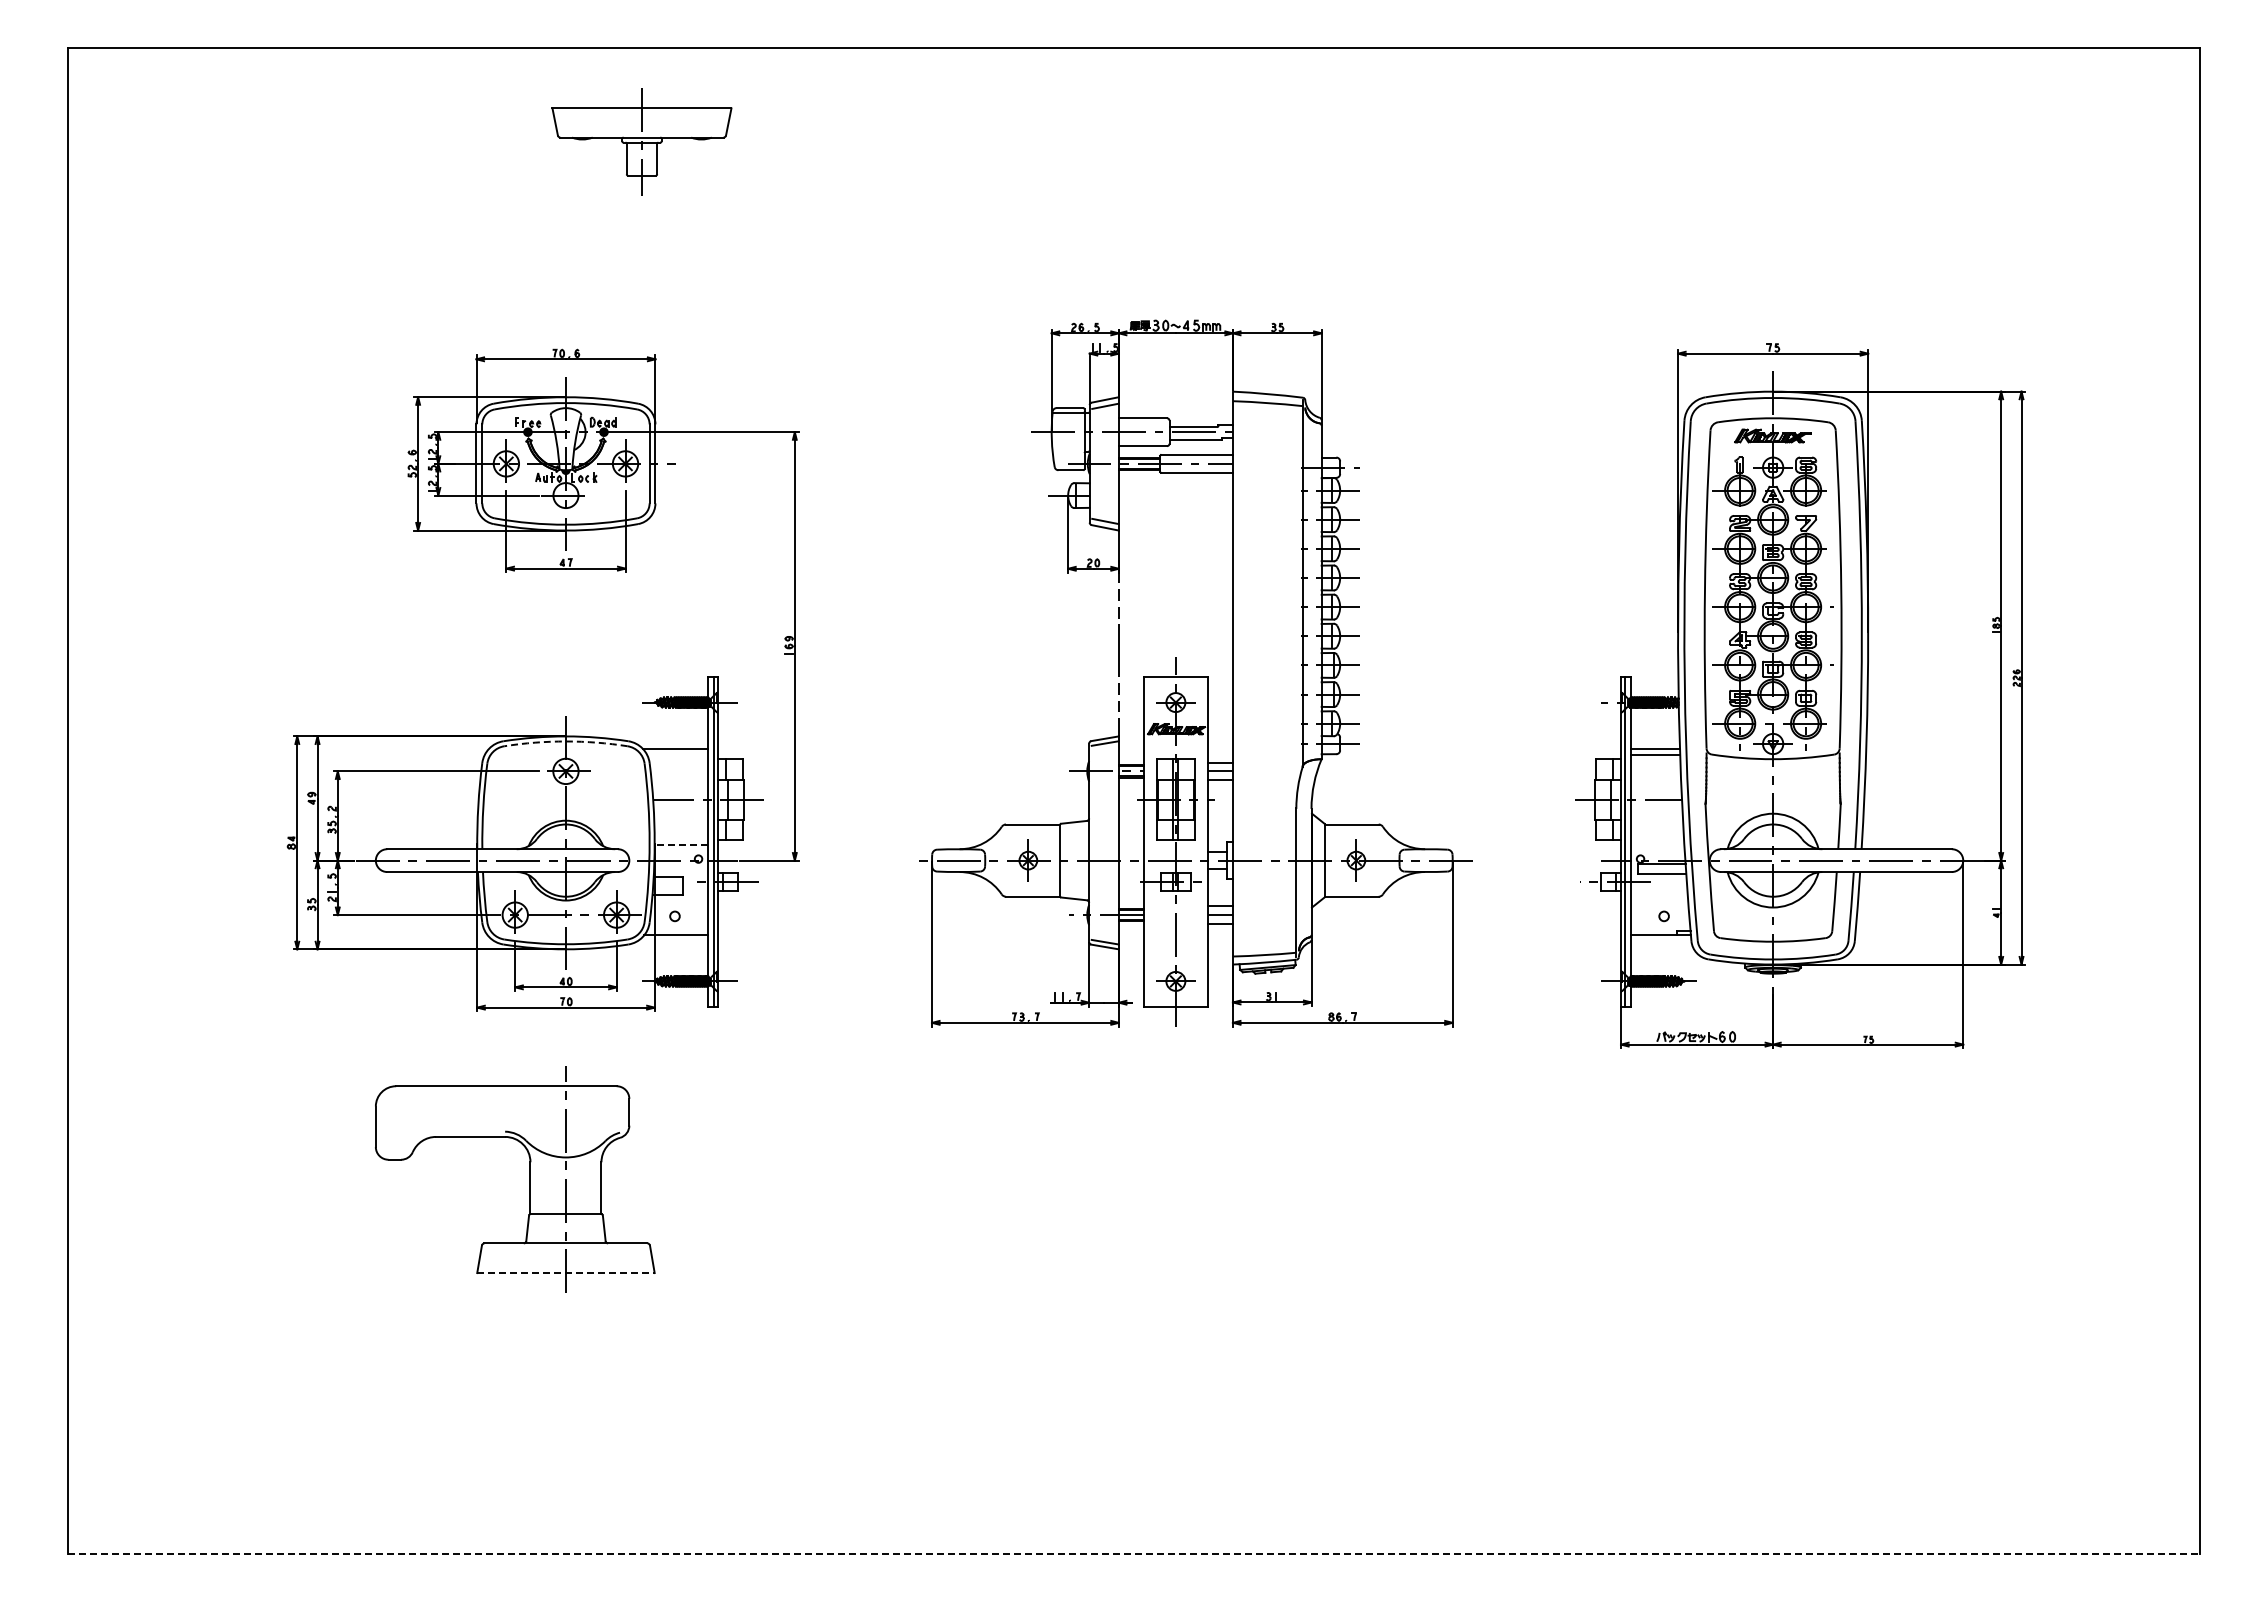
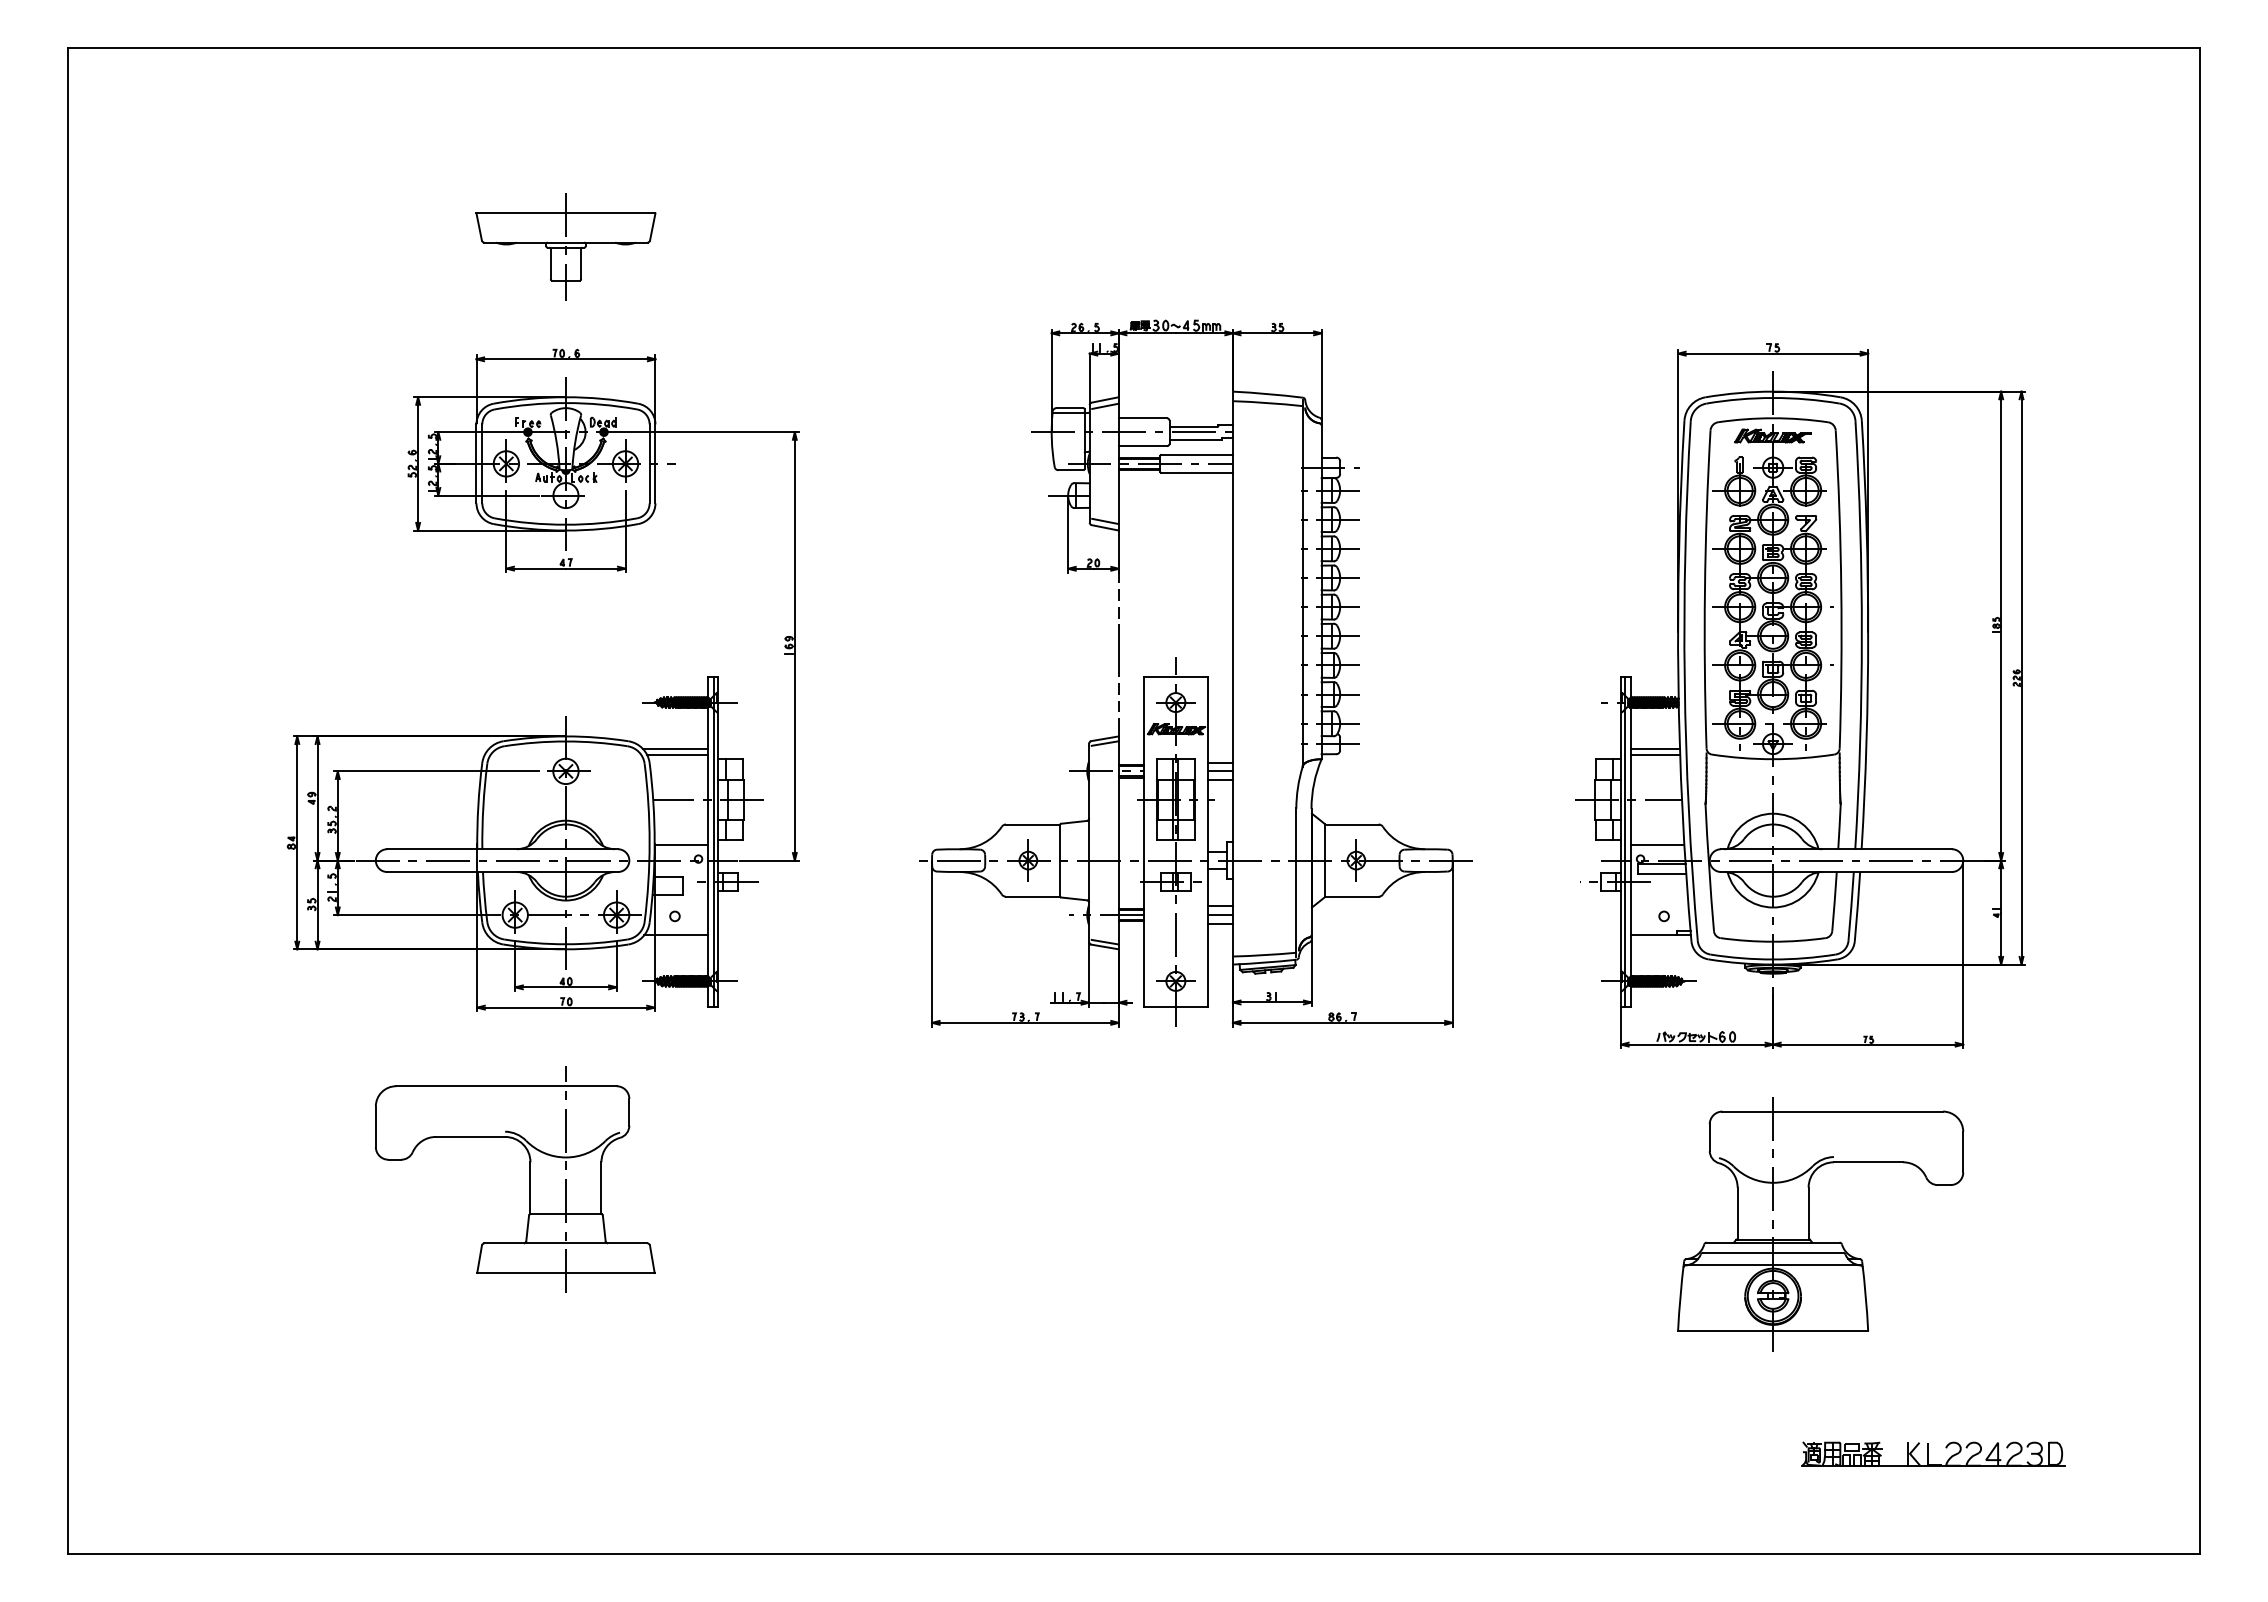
part position: (641, 141) -> (565, 246) (565, 246)
arc: dashed -> solid (565, 741)
line: none -> present (677, 754)
line: dashed -> solid (681, 844)
line: none -> present (1657, 844)
part: none -> present (1809, 1224)
line: dashed -> solid (565, 1273)
part: none -> present (1933, 1453)
line: dashed -> solid (1134, 1553)
